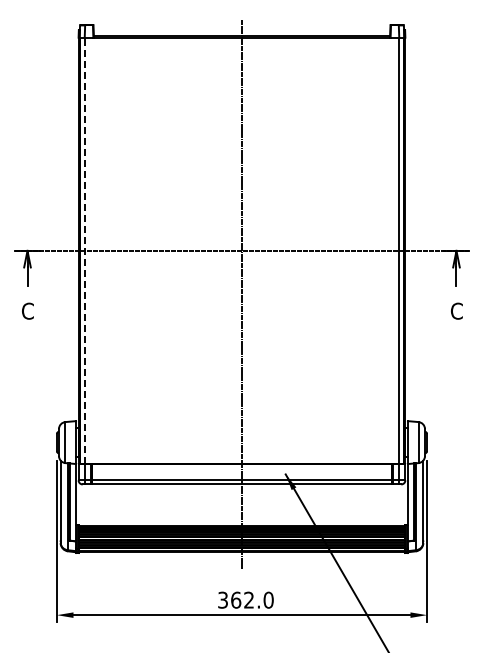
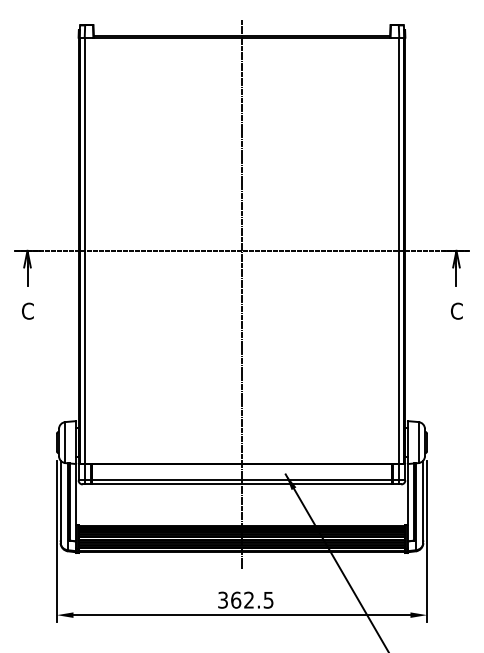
line: dashed -> solid (84, 250)
text: 362.0 -> 362.5 (268, 599)
